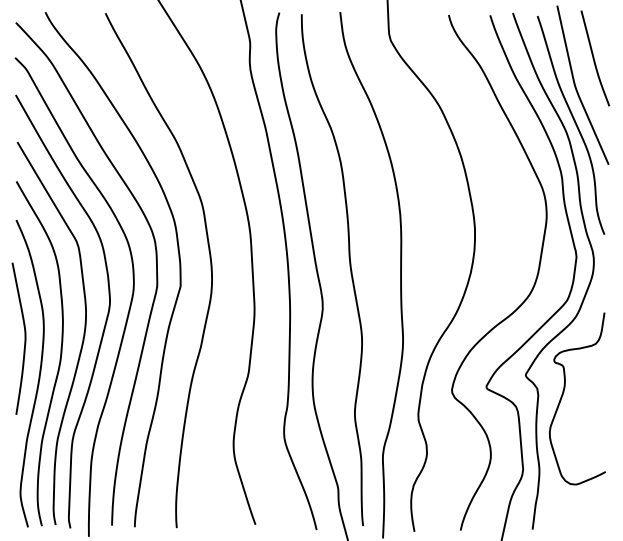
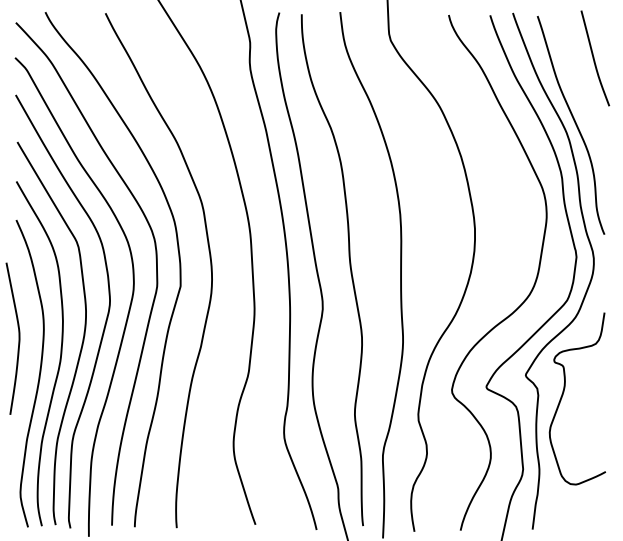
curve: present -> none (576, 86)
curve position: (24, 338) -> (18, 338) (18, 338)
